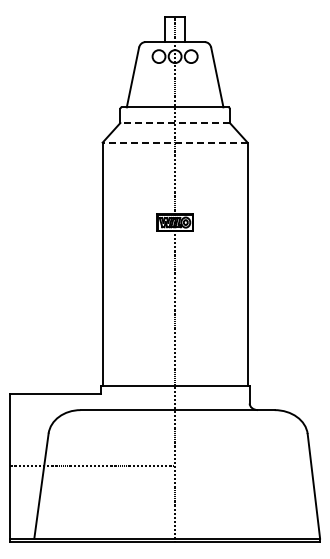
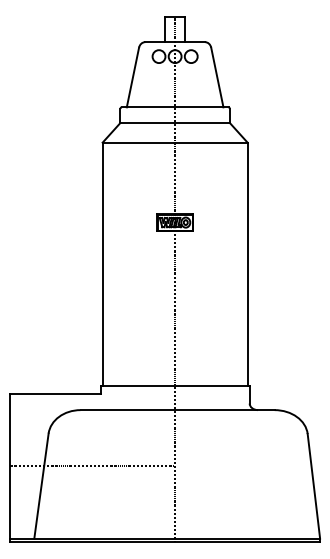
line: dashed -> solid (175, 123)
line: dashed -> solid (174, 142)
